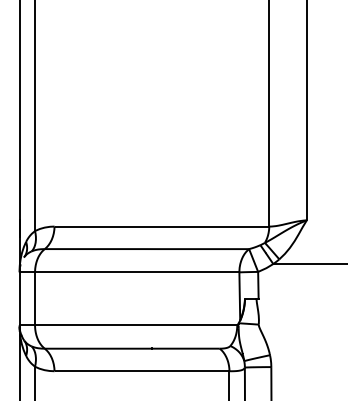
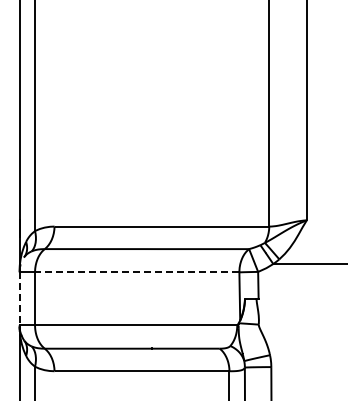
line: solid -> dashed (136, 272)
line: solid -> dashed (19, 298)
